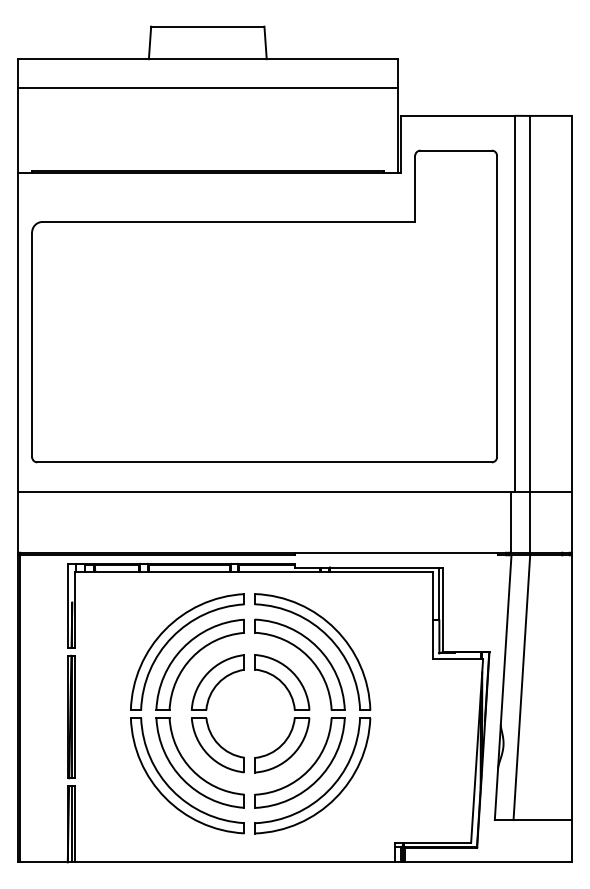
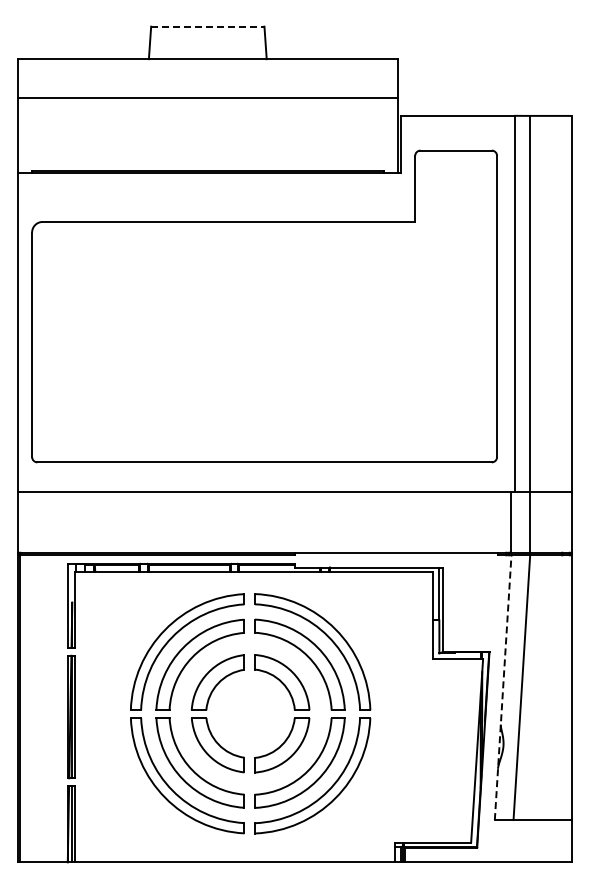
line: solid -> dashed (207, 26)
line position: (207, 88) -> (207, 98) (207, 98)
line: solid -> dashed (503, 687)
